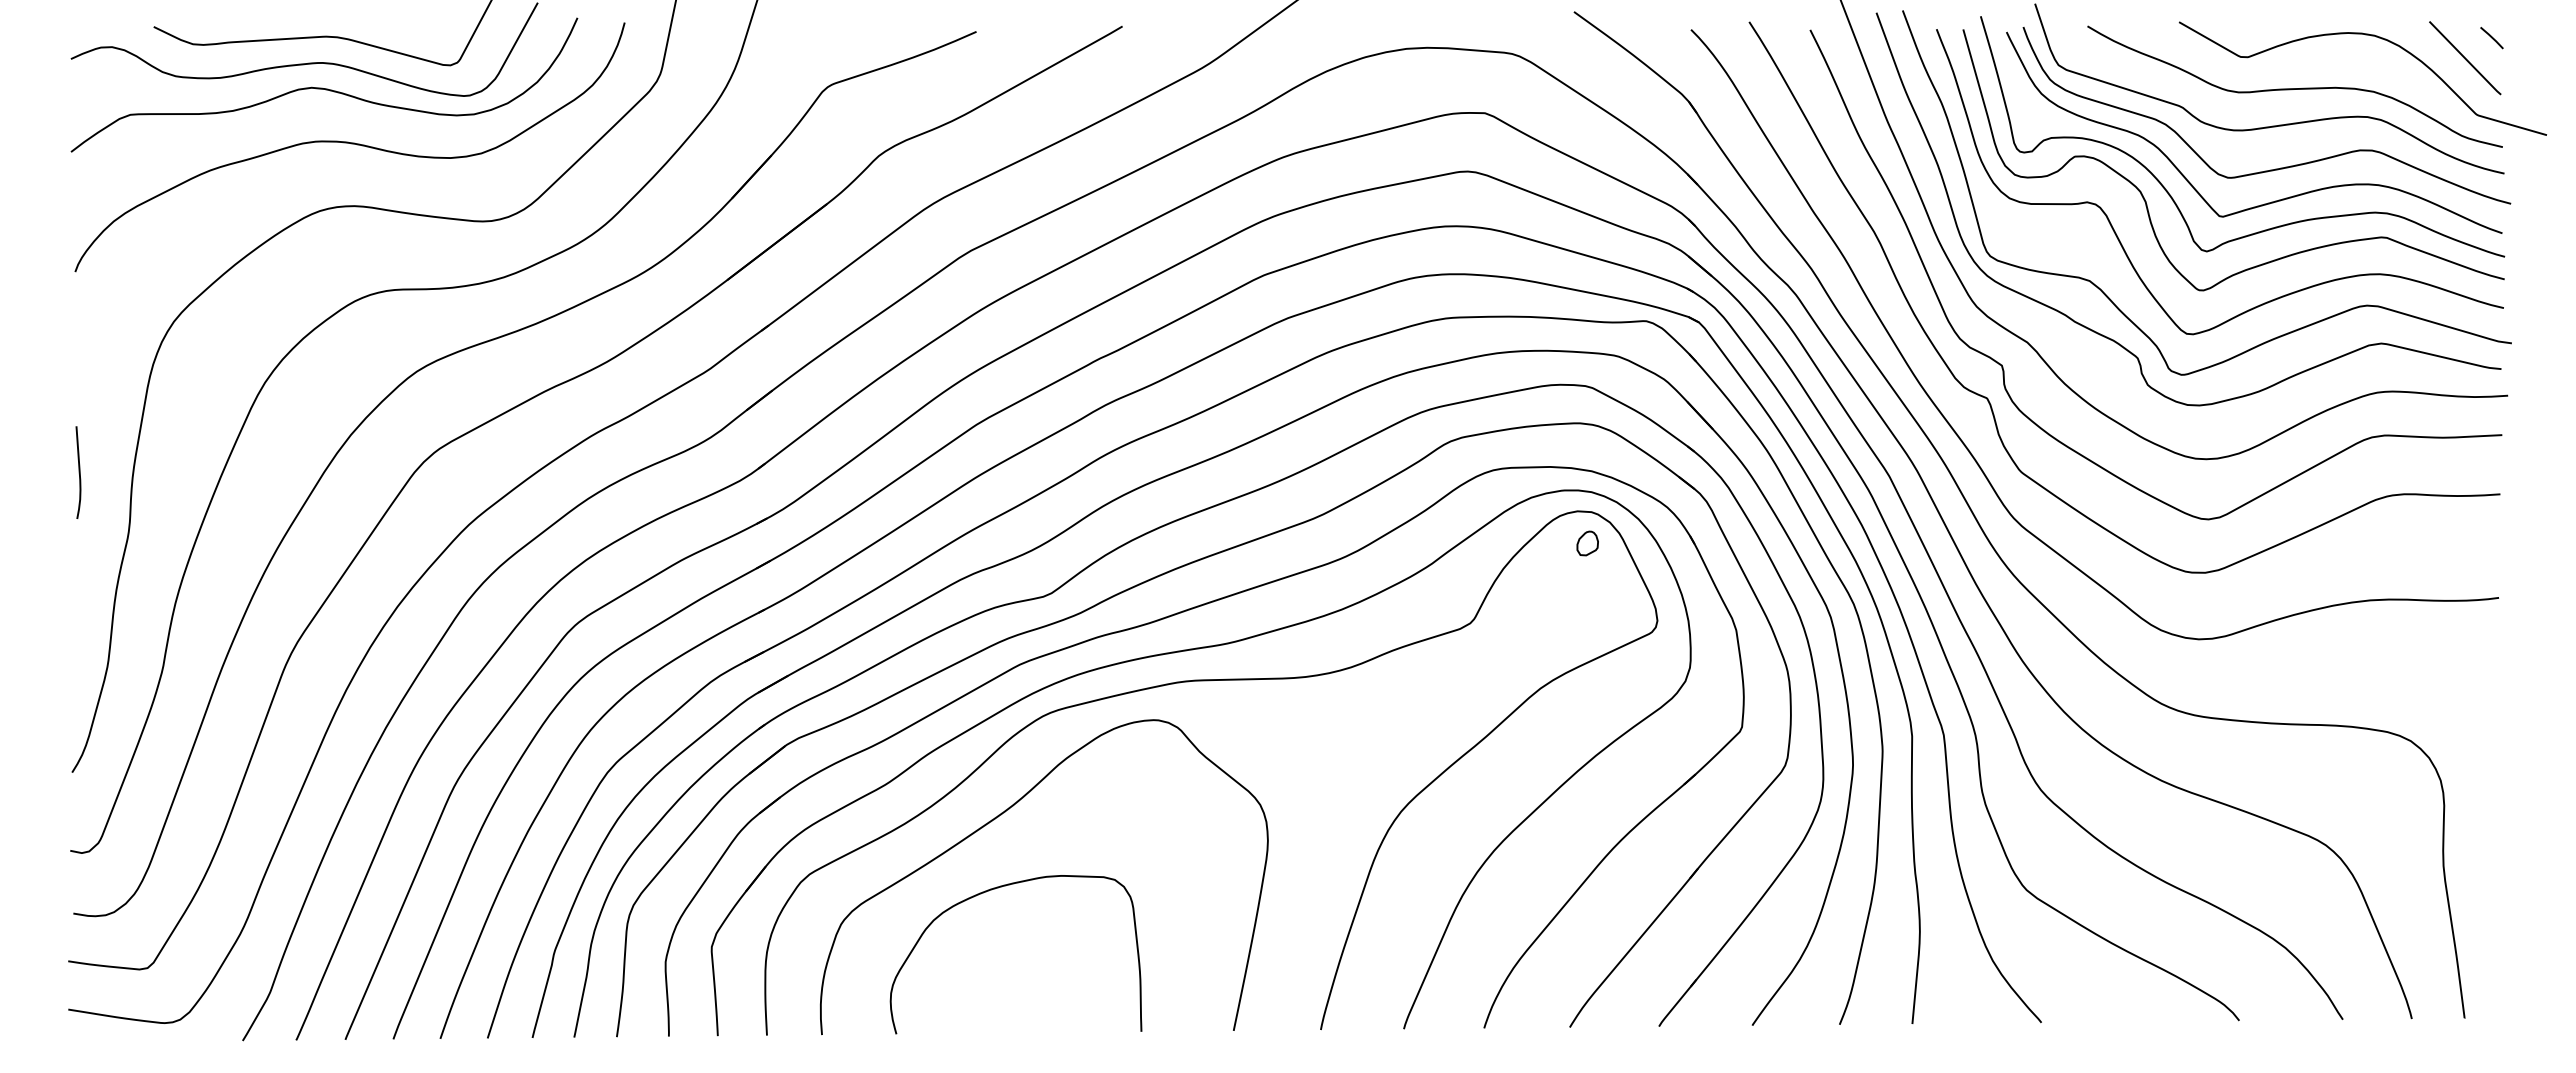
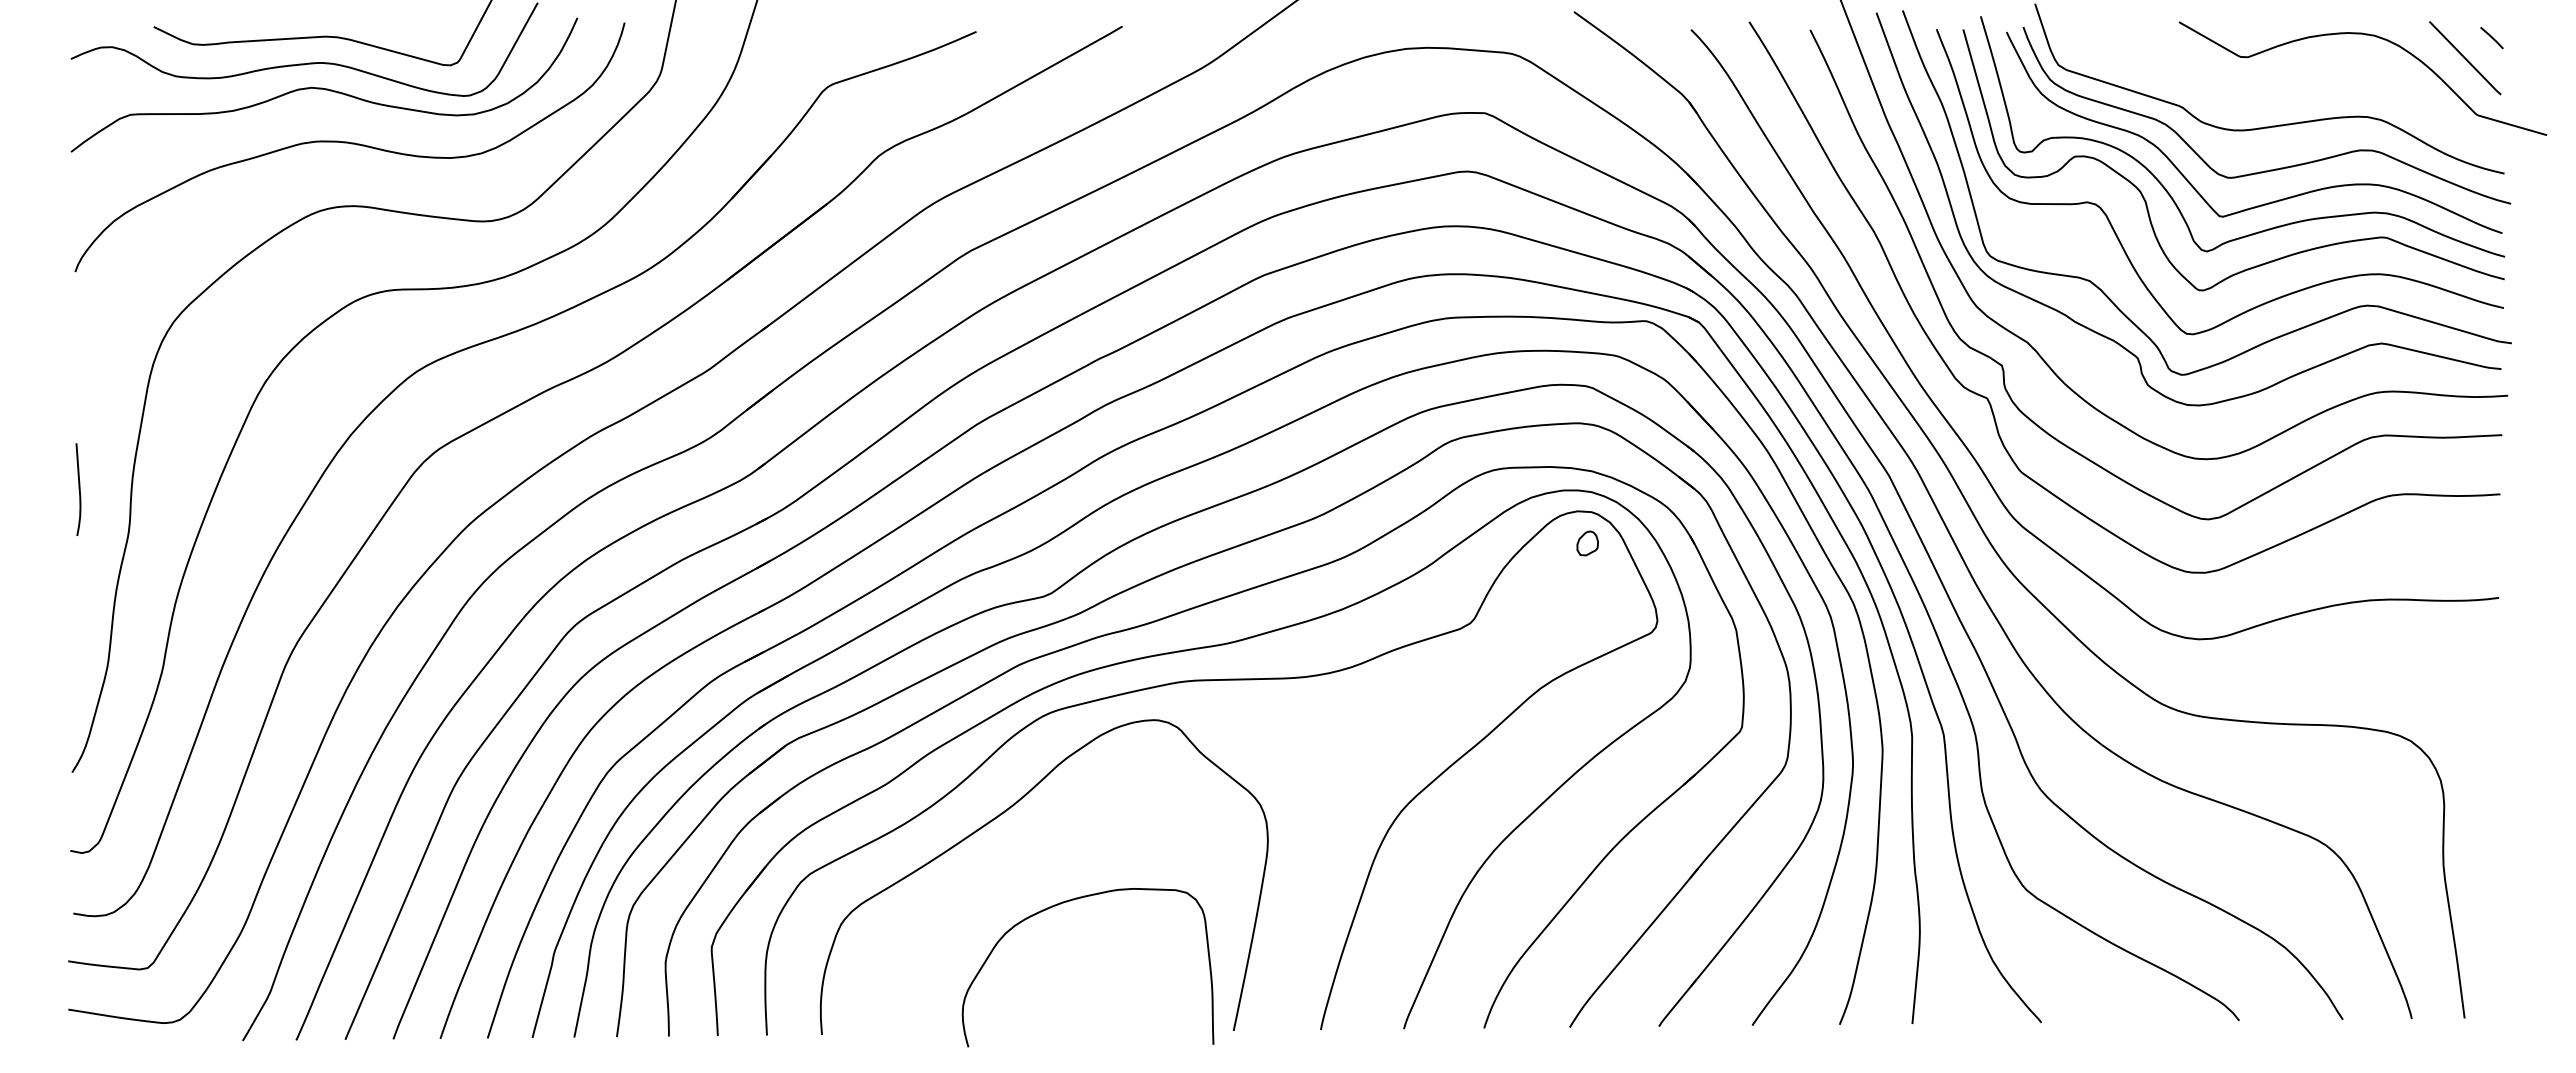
curve: present -> none (2294, 88)
curve position: (78, 472) -> (78, 489) (78, 489)
curve position: (995, 889) -> (1067, 902) (1067, 902)
